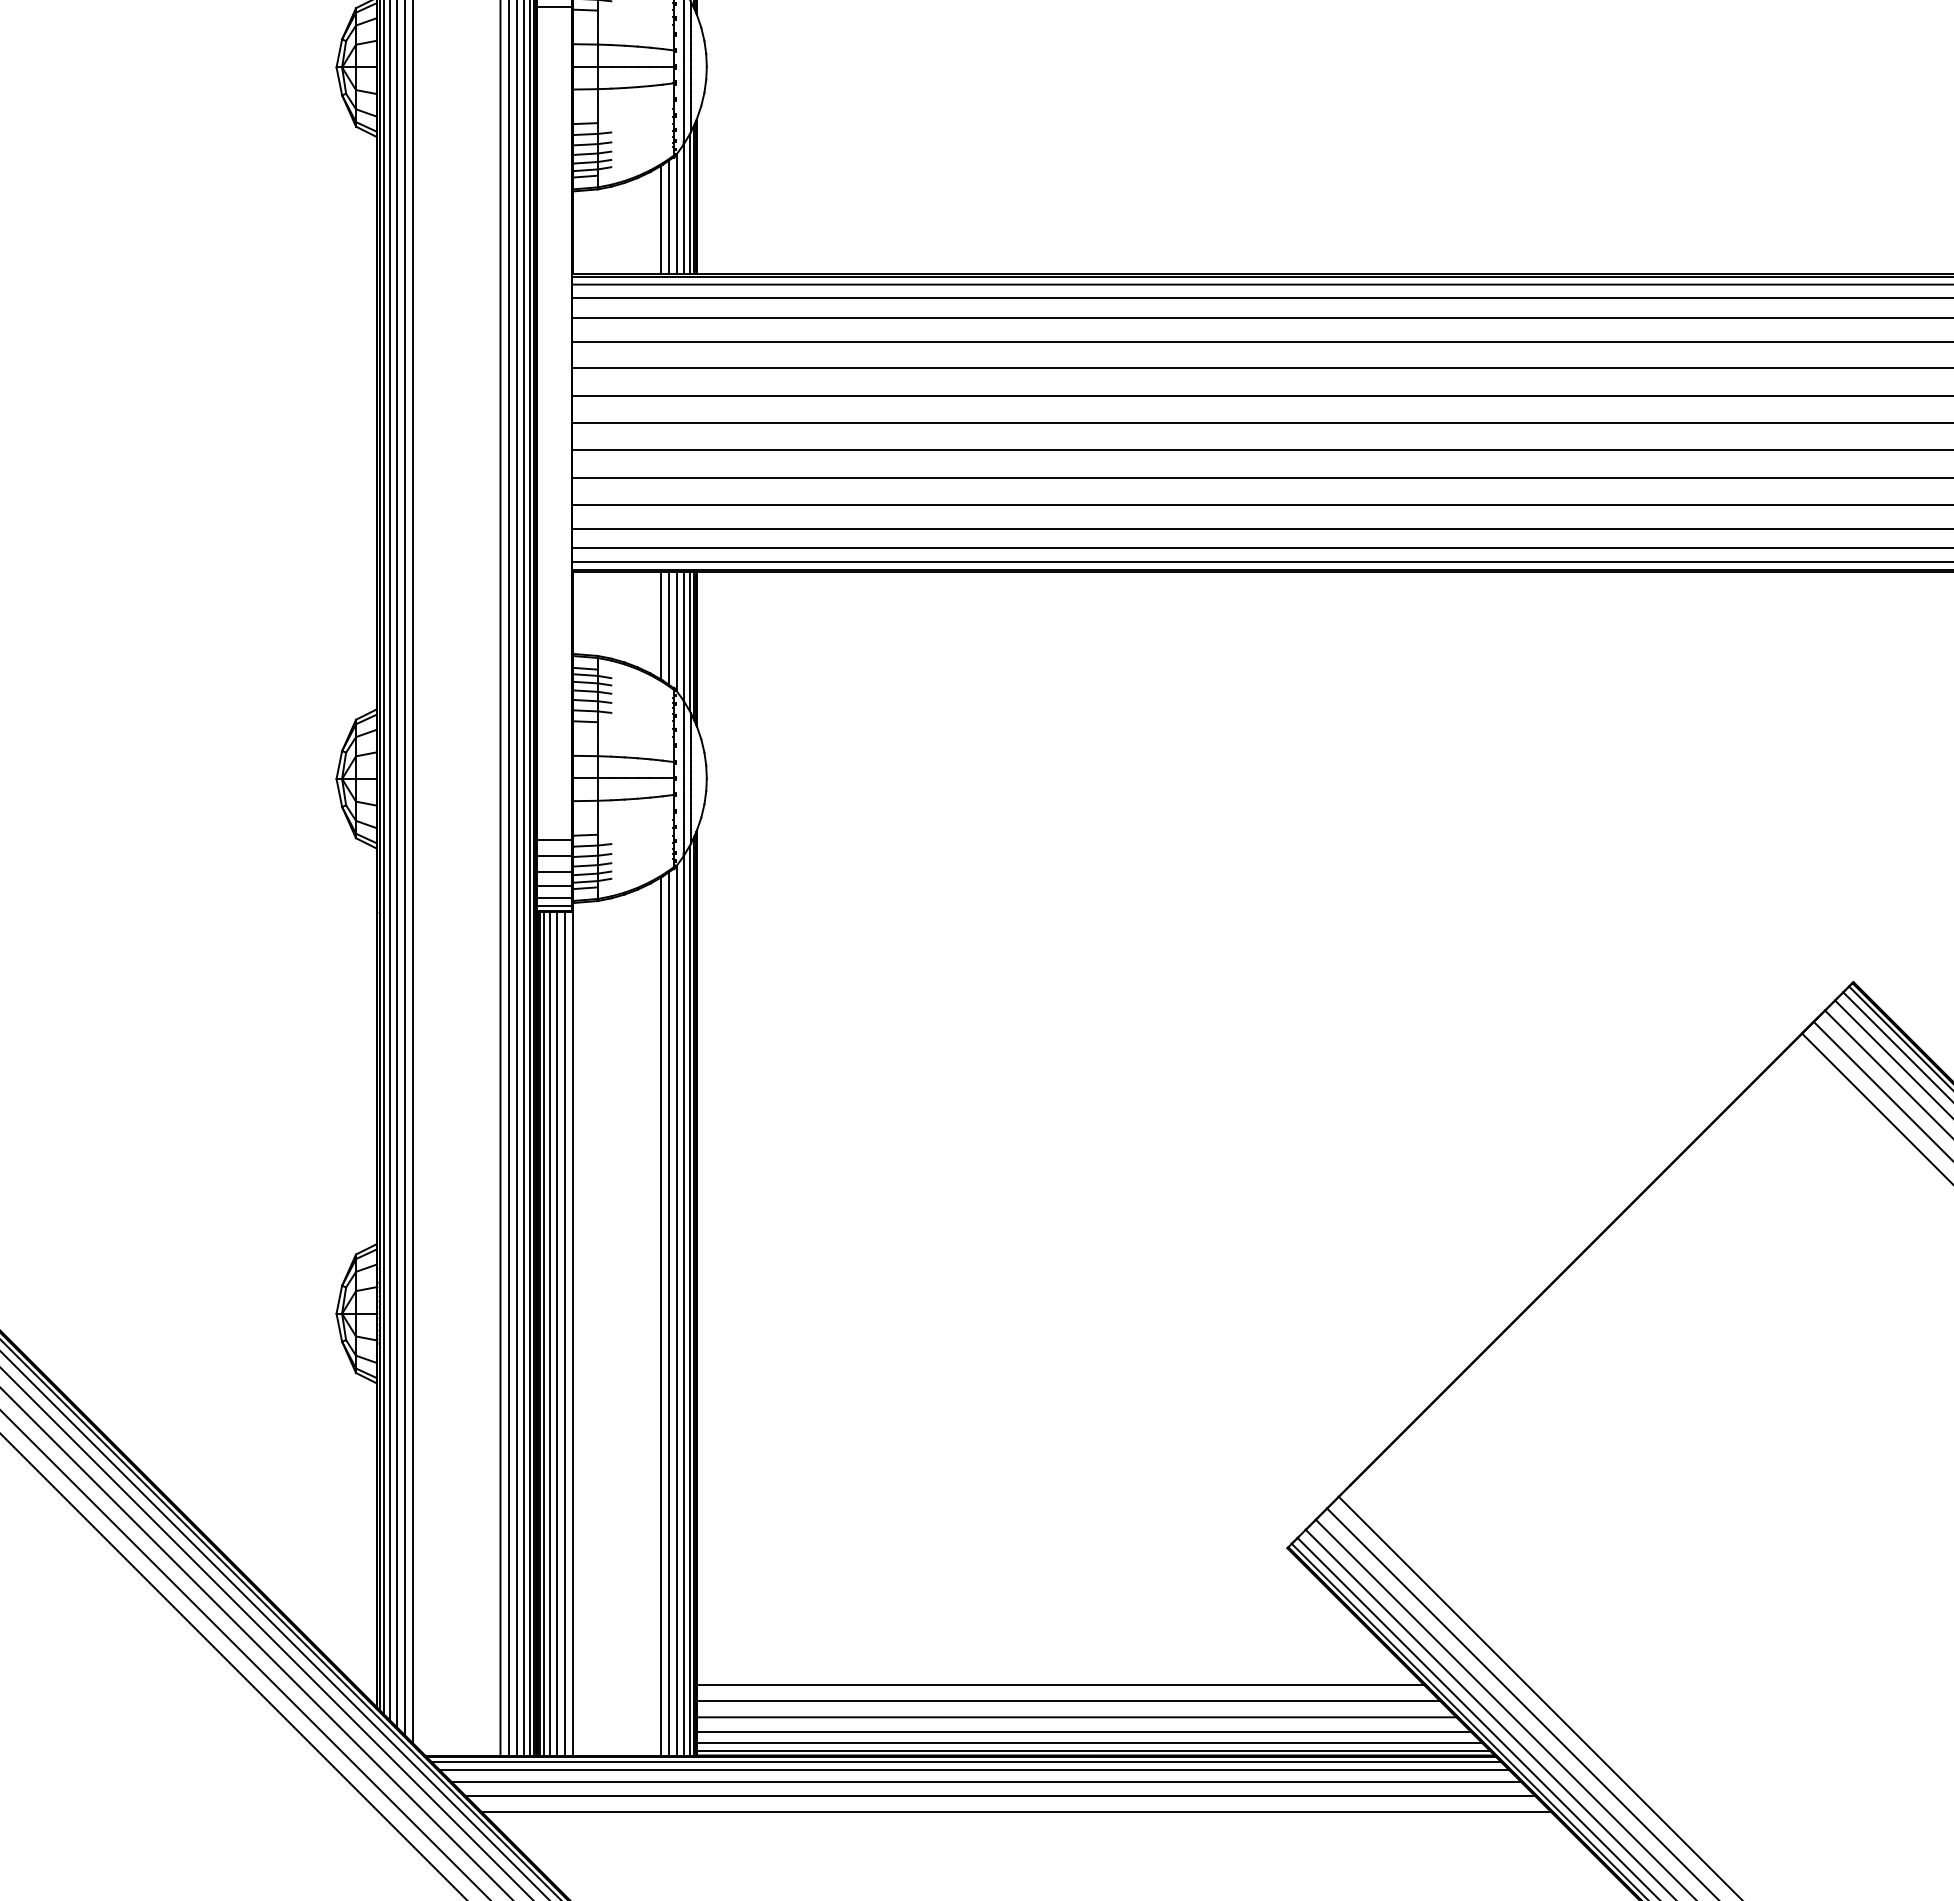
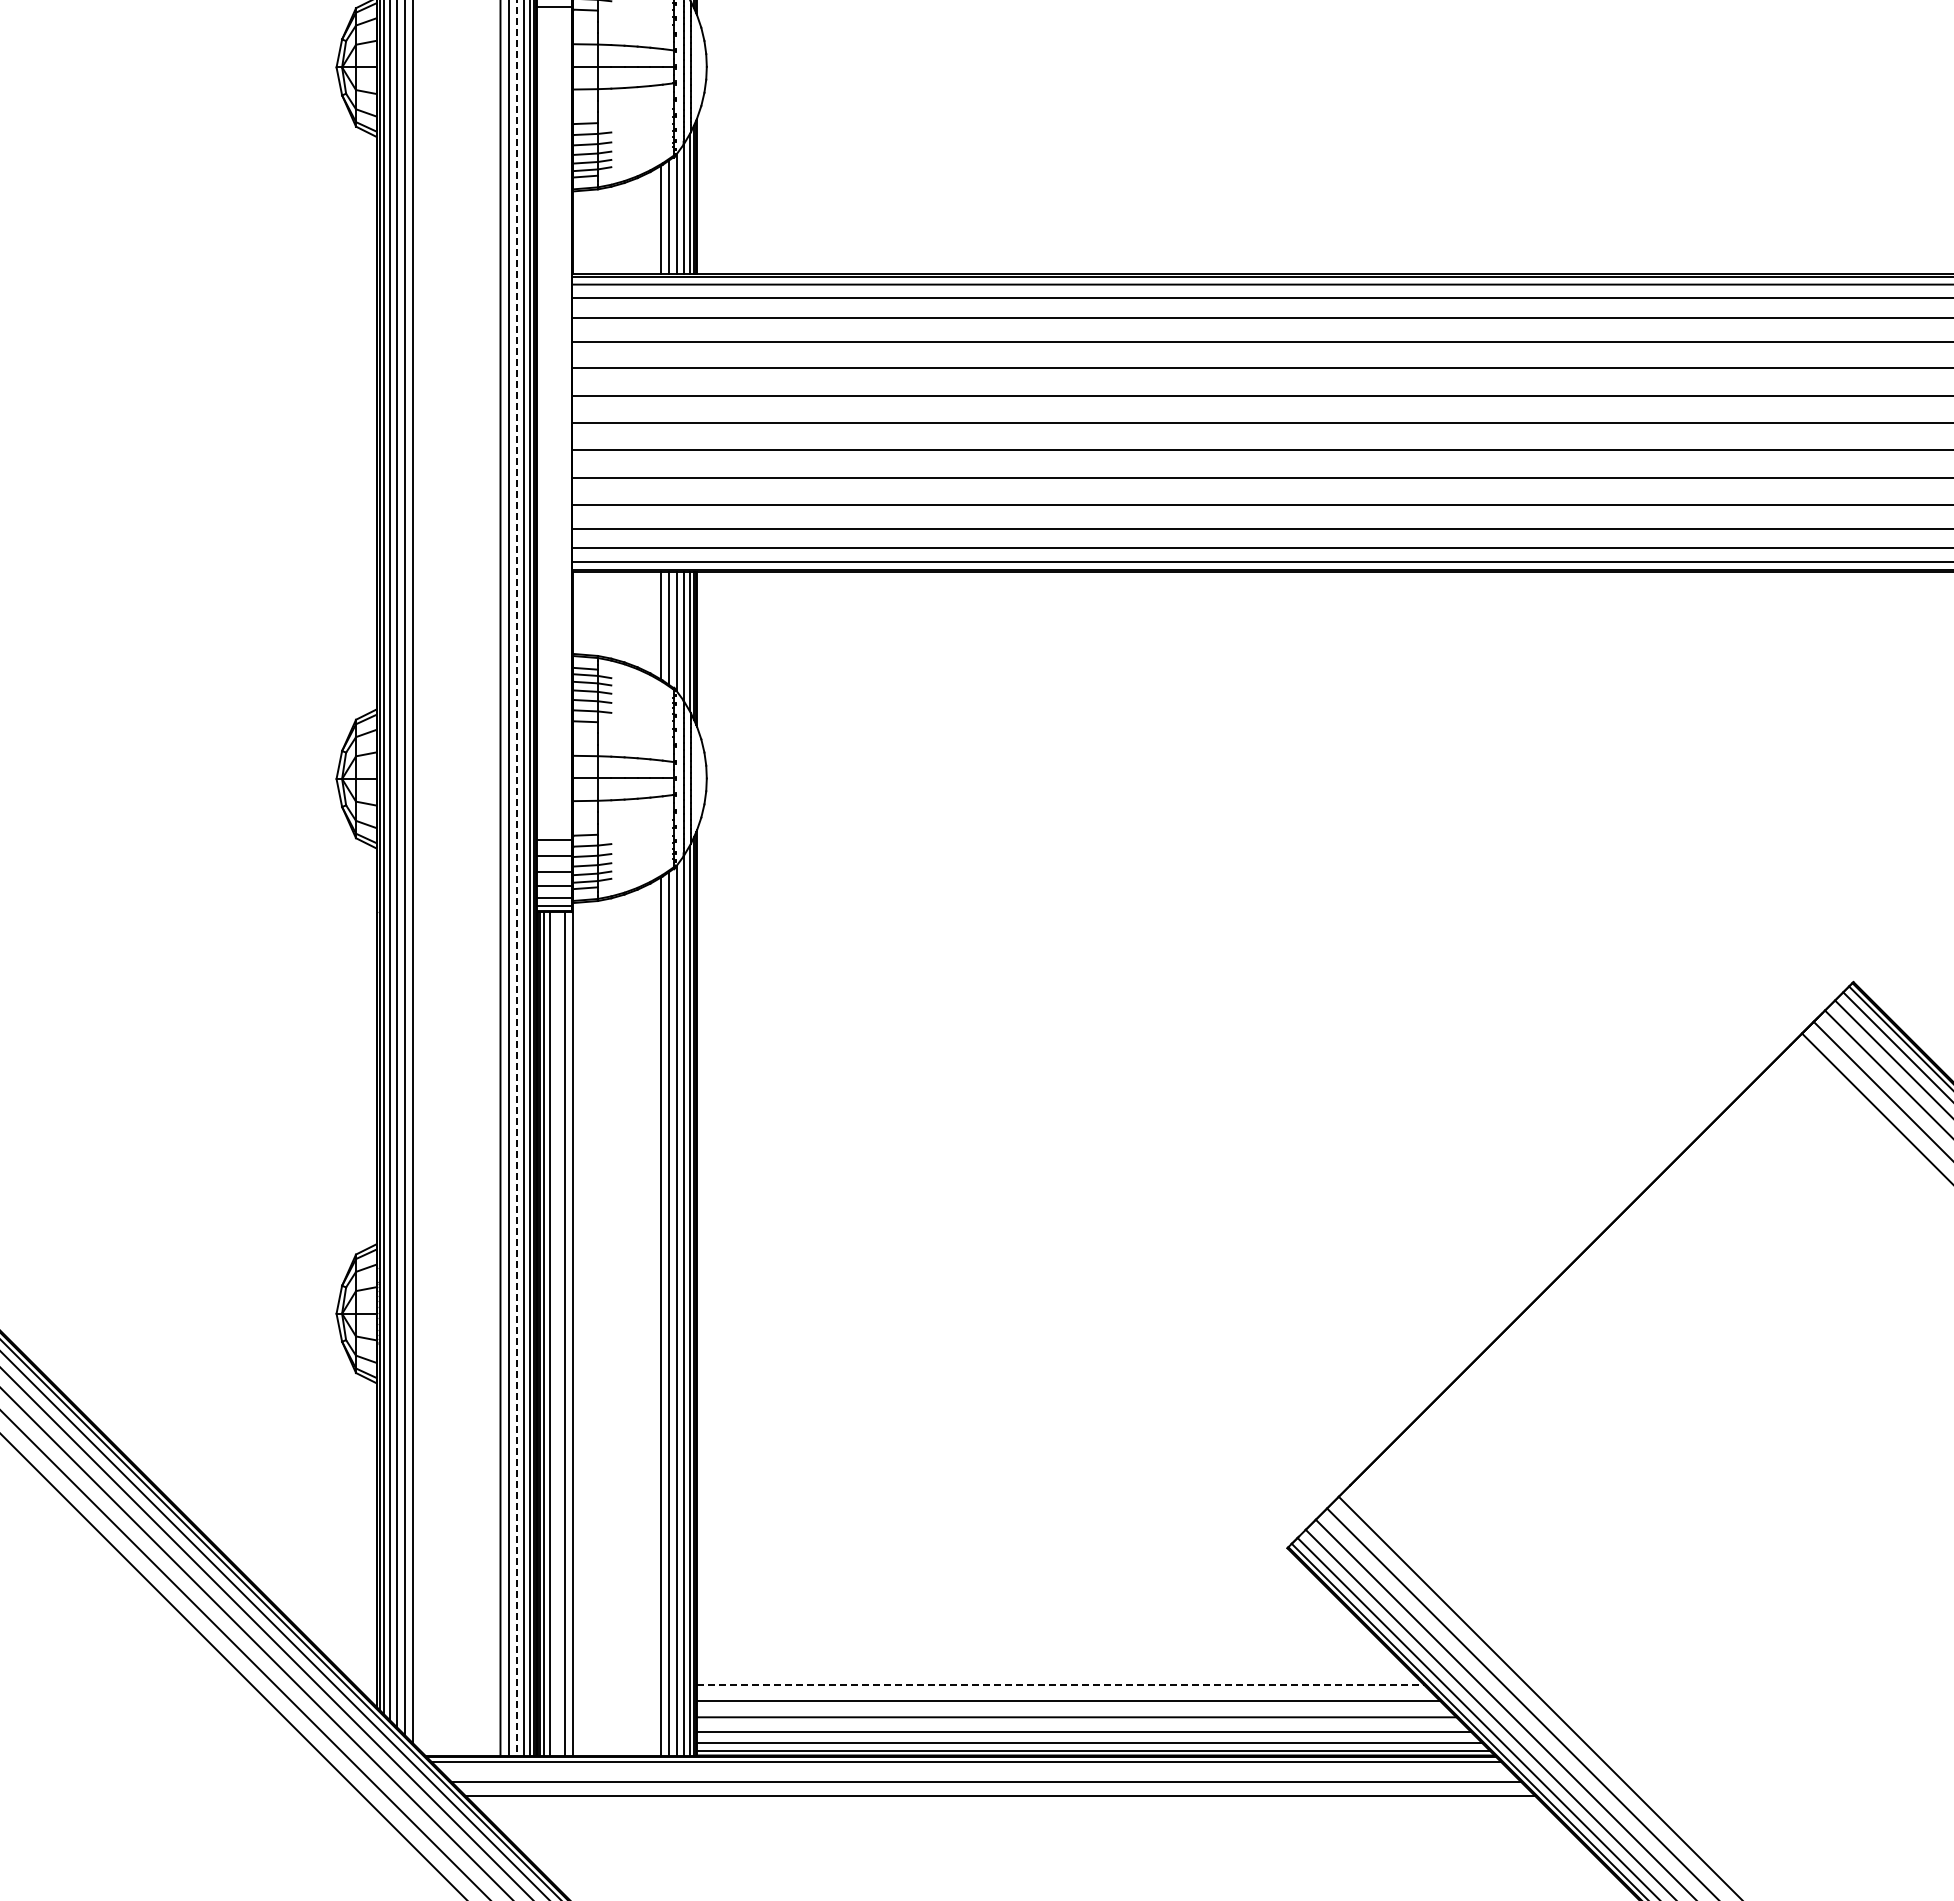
line: solid -> dashed (516, 877)
line: present -> none (557, 1333)
line: solid -> dashed (1060, 1684)
line: present -> none (974, 1770)
line: present -> none (1015, 1811)
